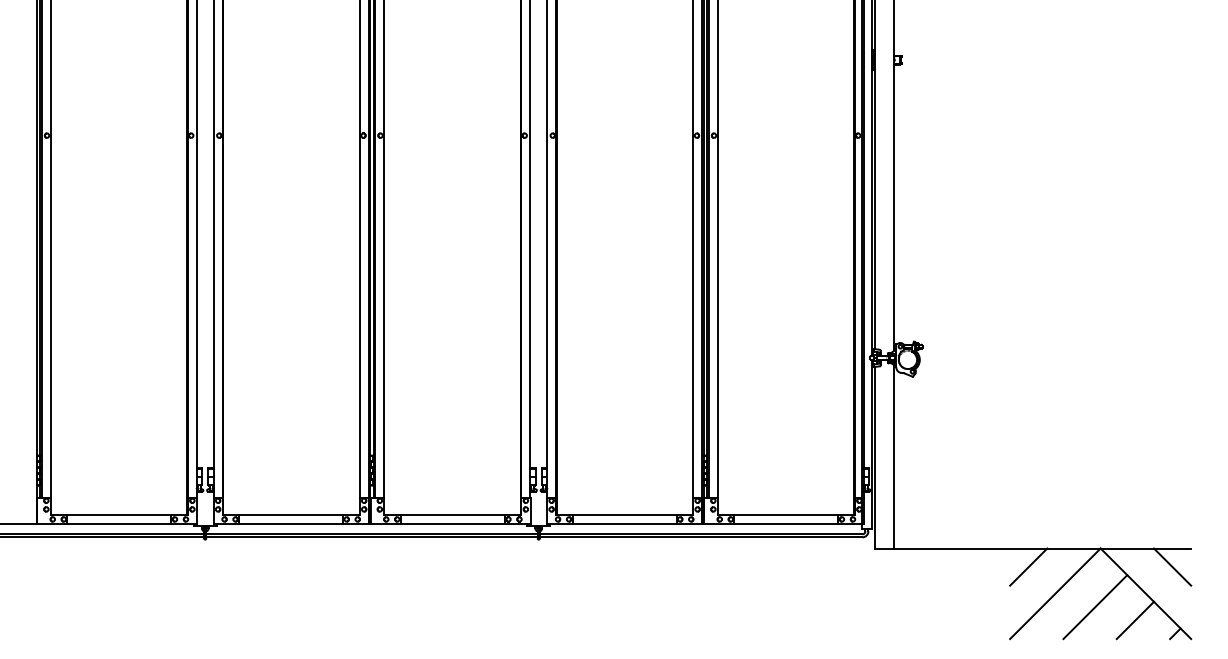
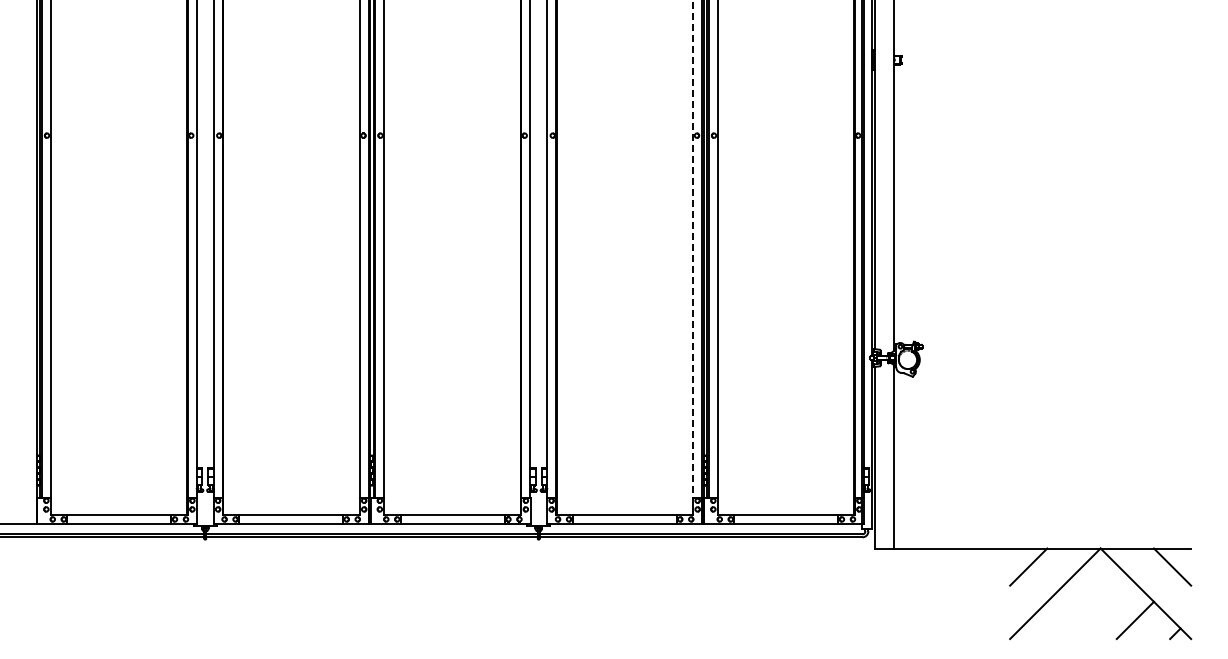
line: solid -> dashed (693, 249)
line: present -> none (1095, 607)
